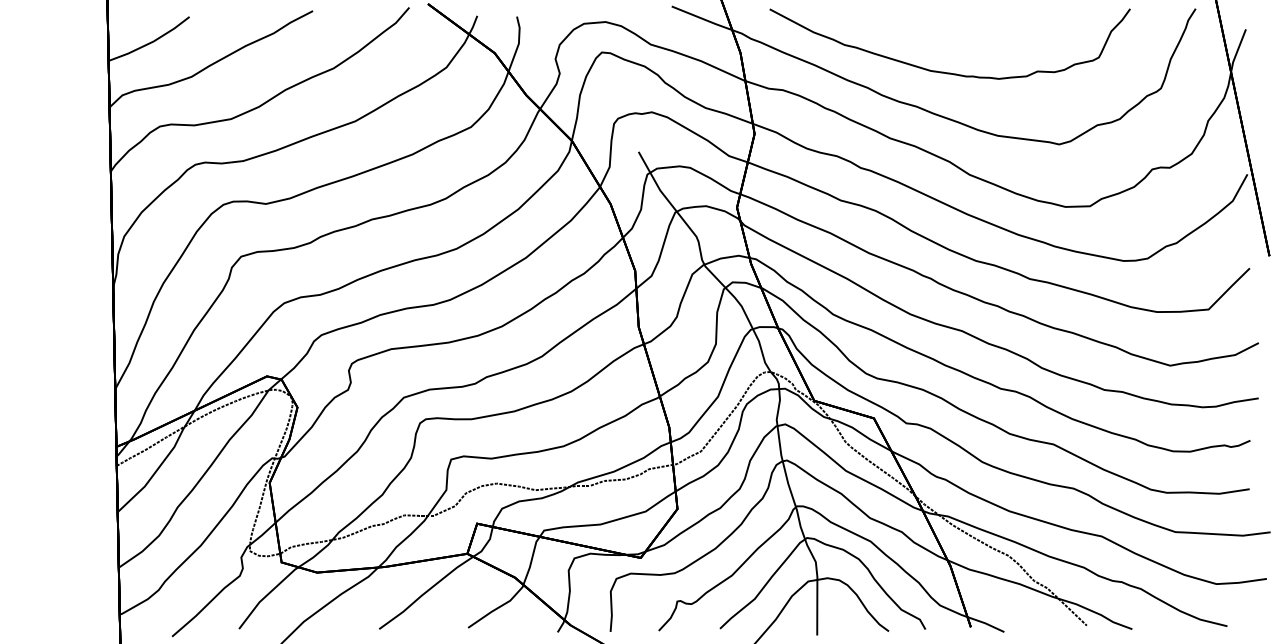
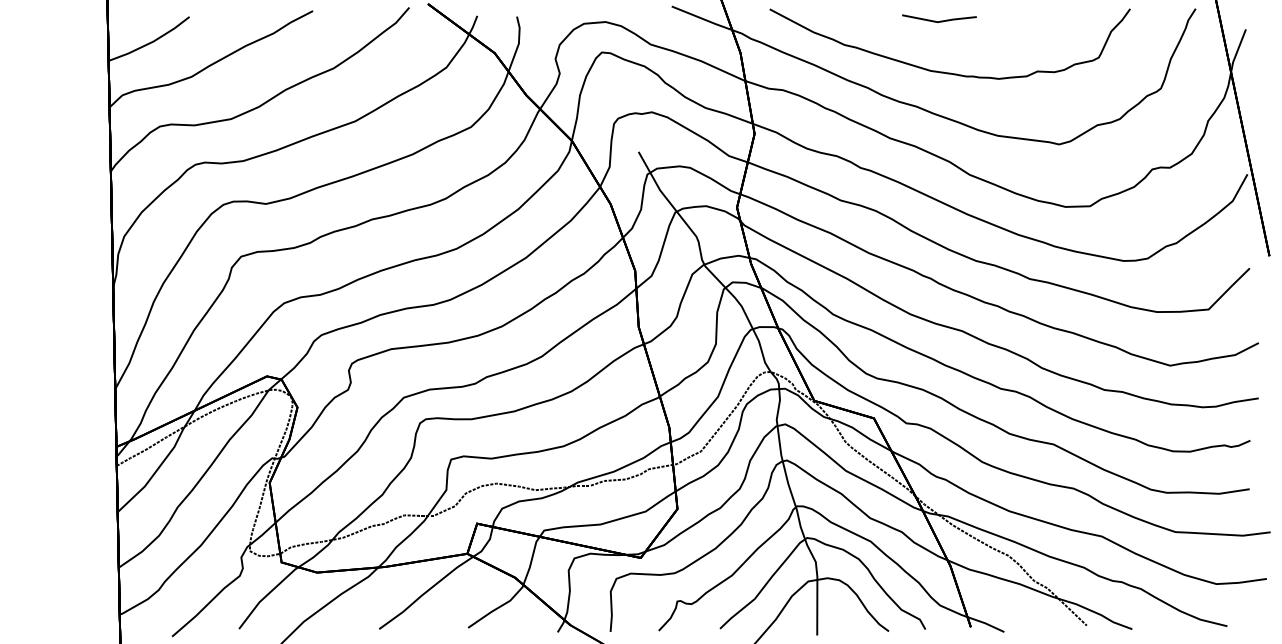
line: none -> present (940, 20)
